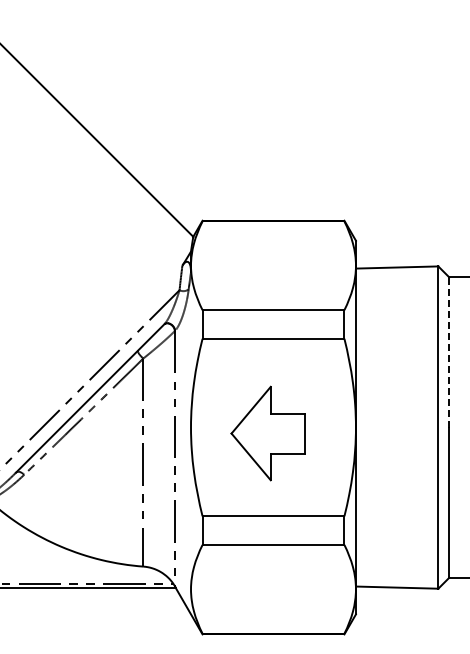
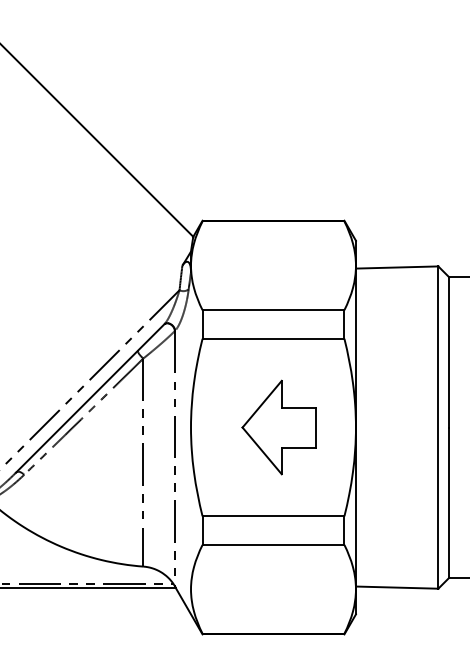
line: dashed -> solid (449, 352)
part position: (267, 433) -> (278, 427) (278, 427)
